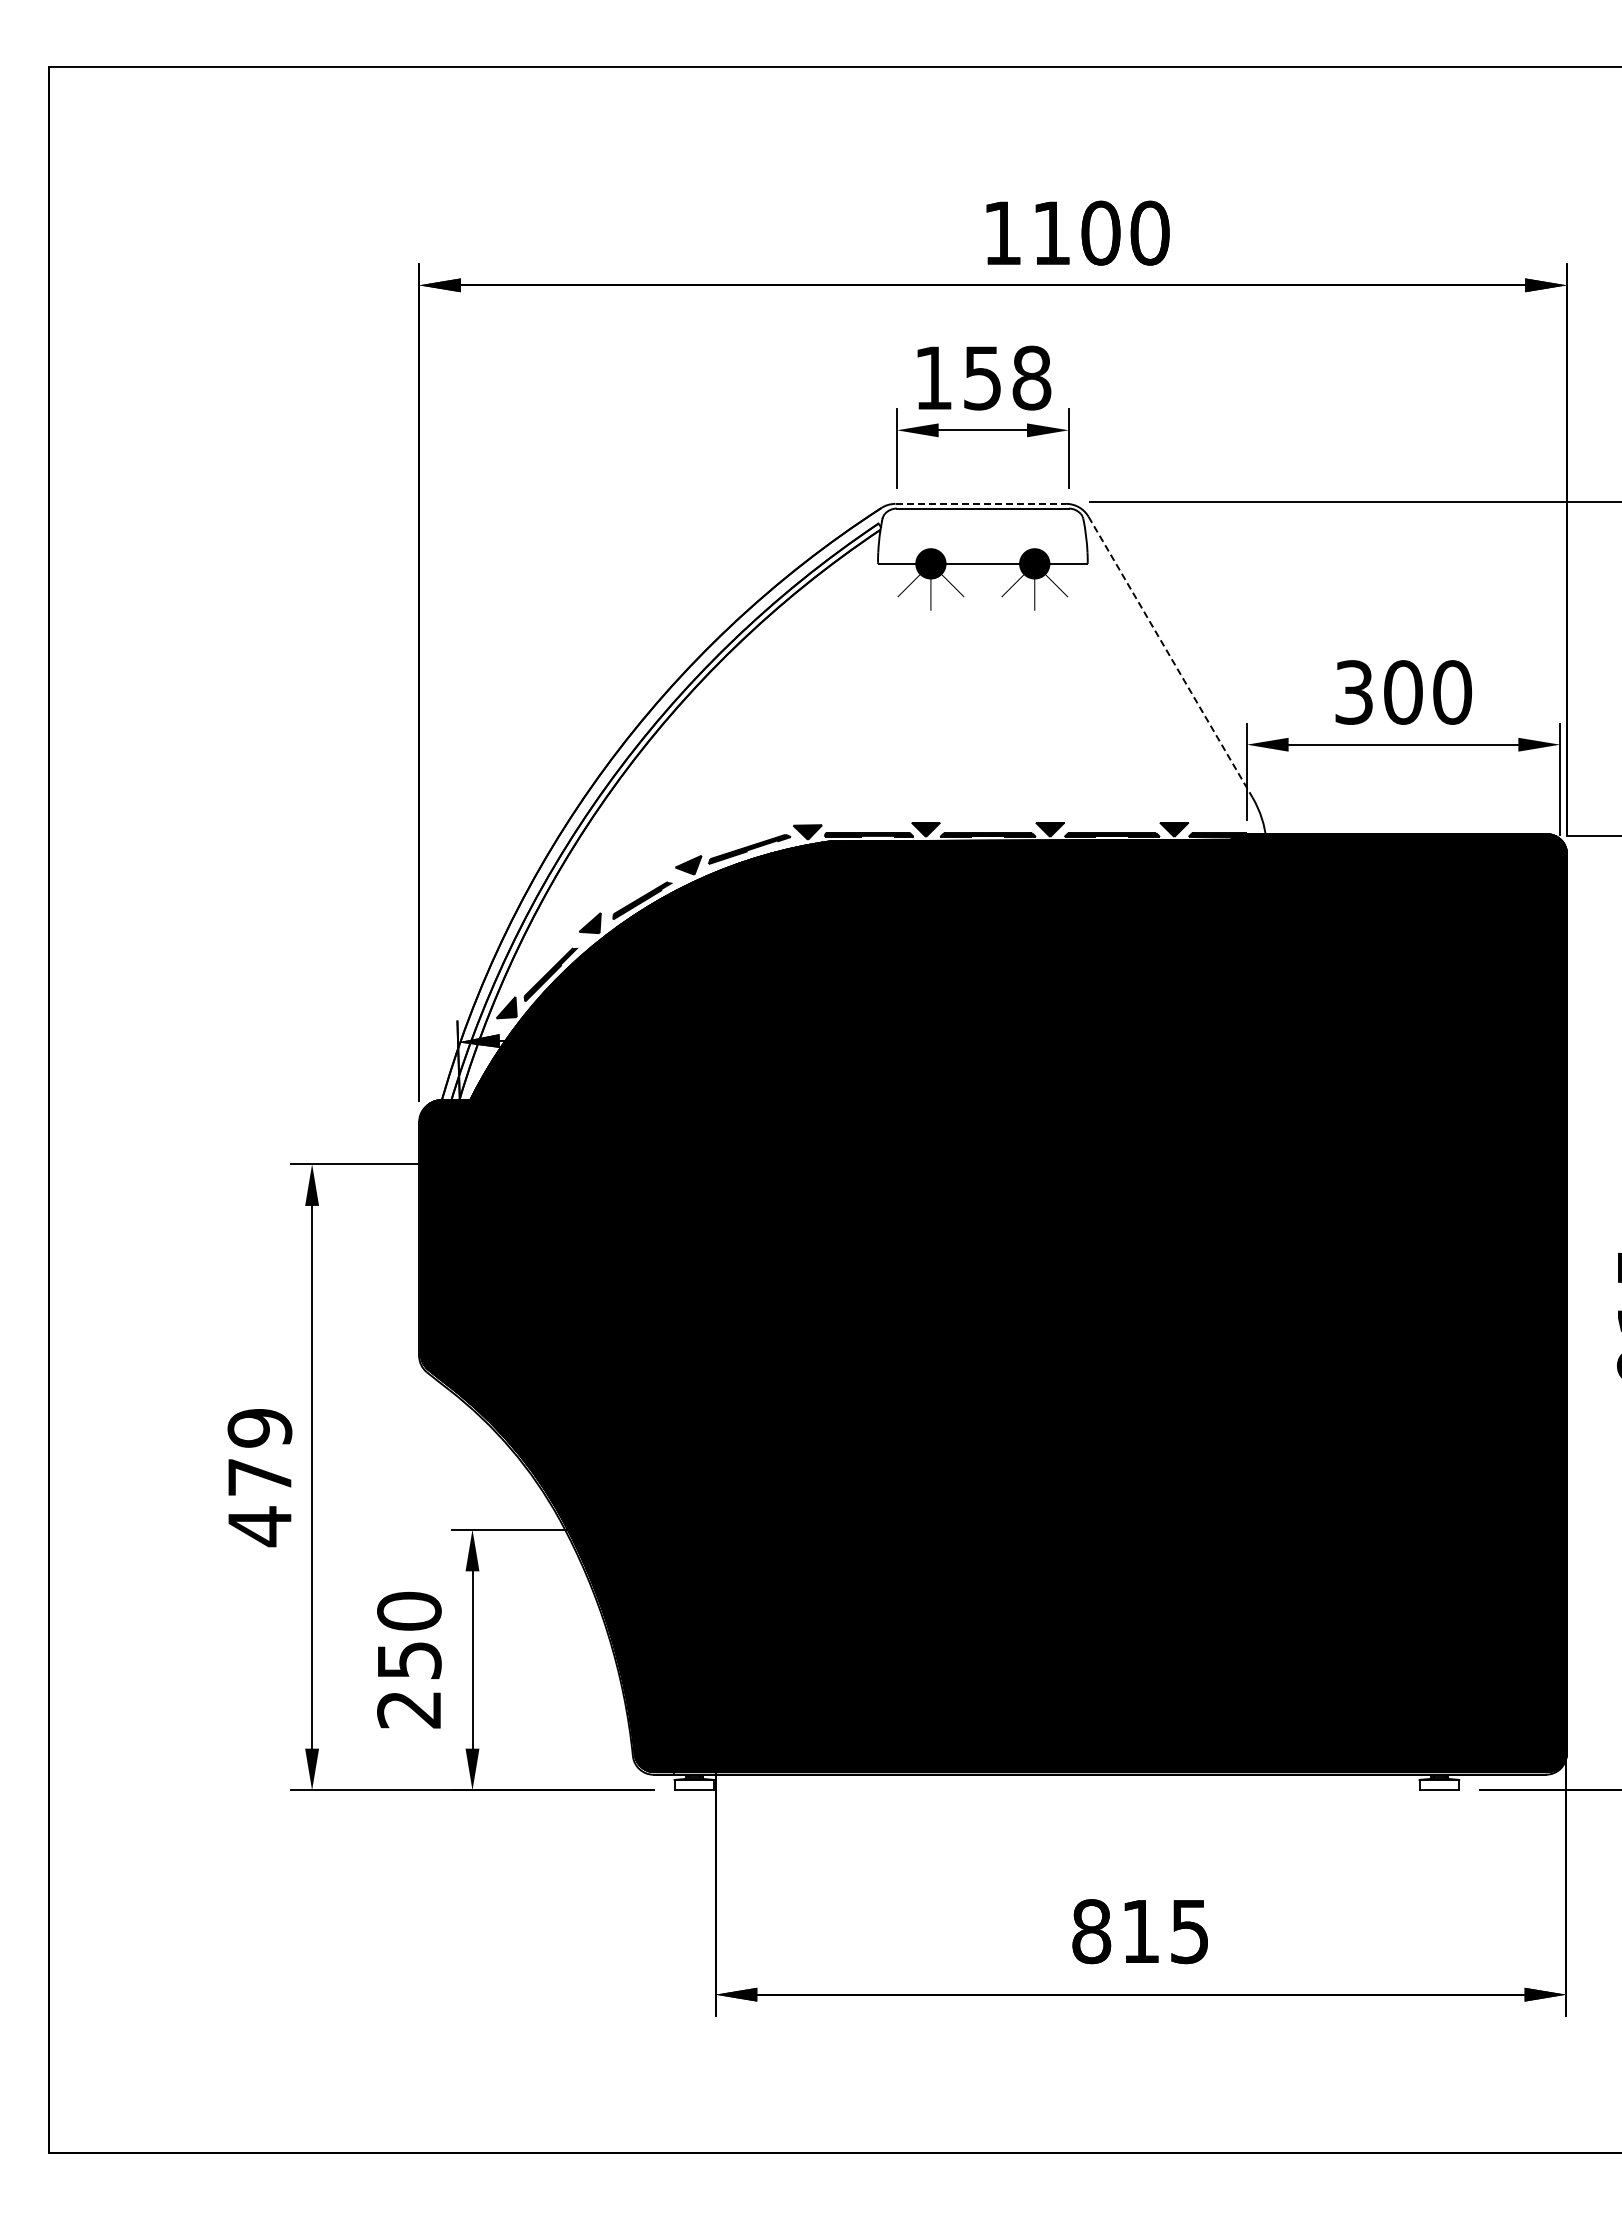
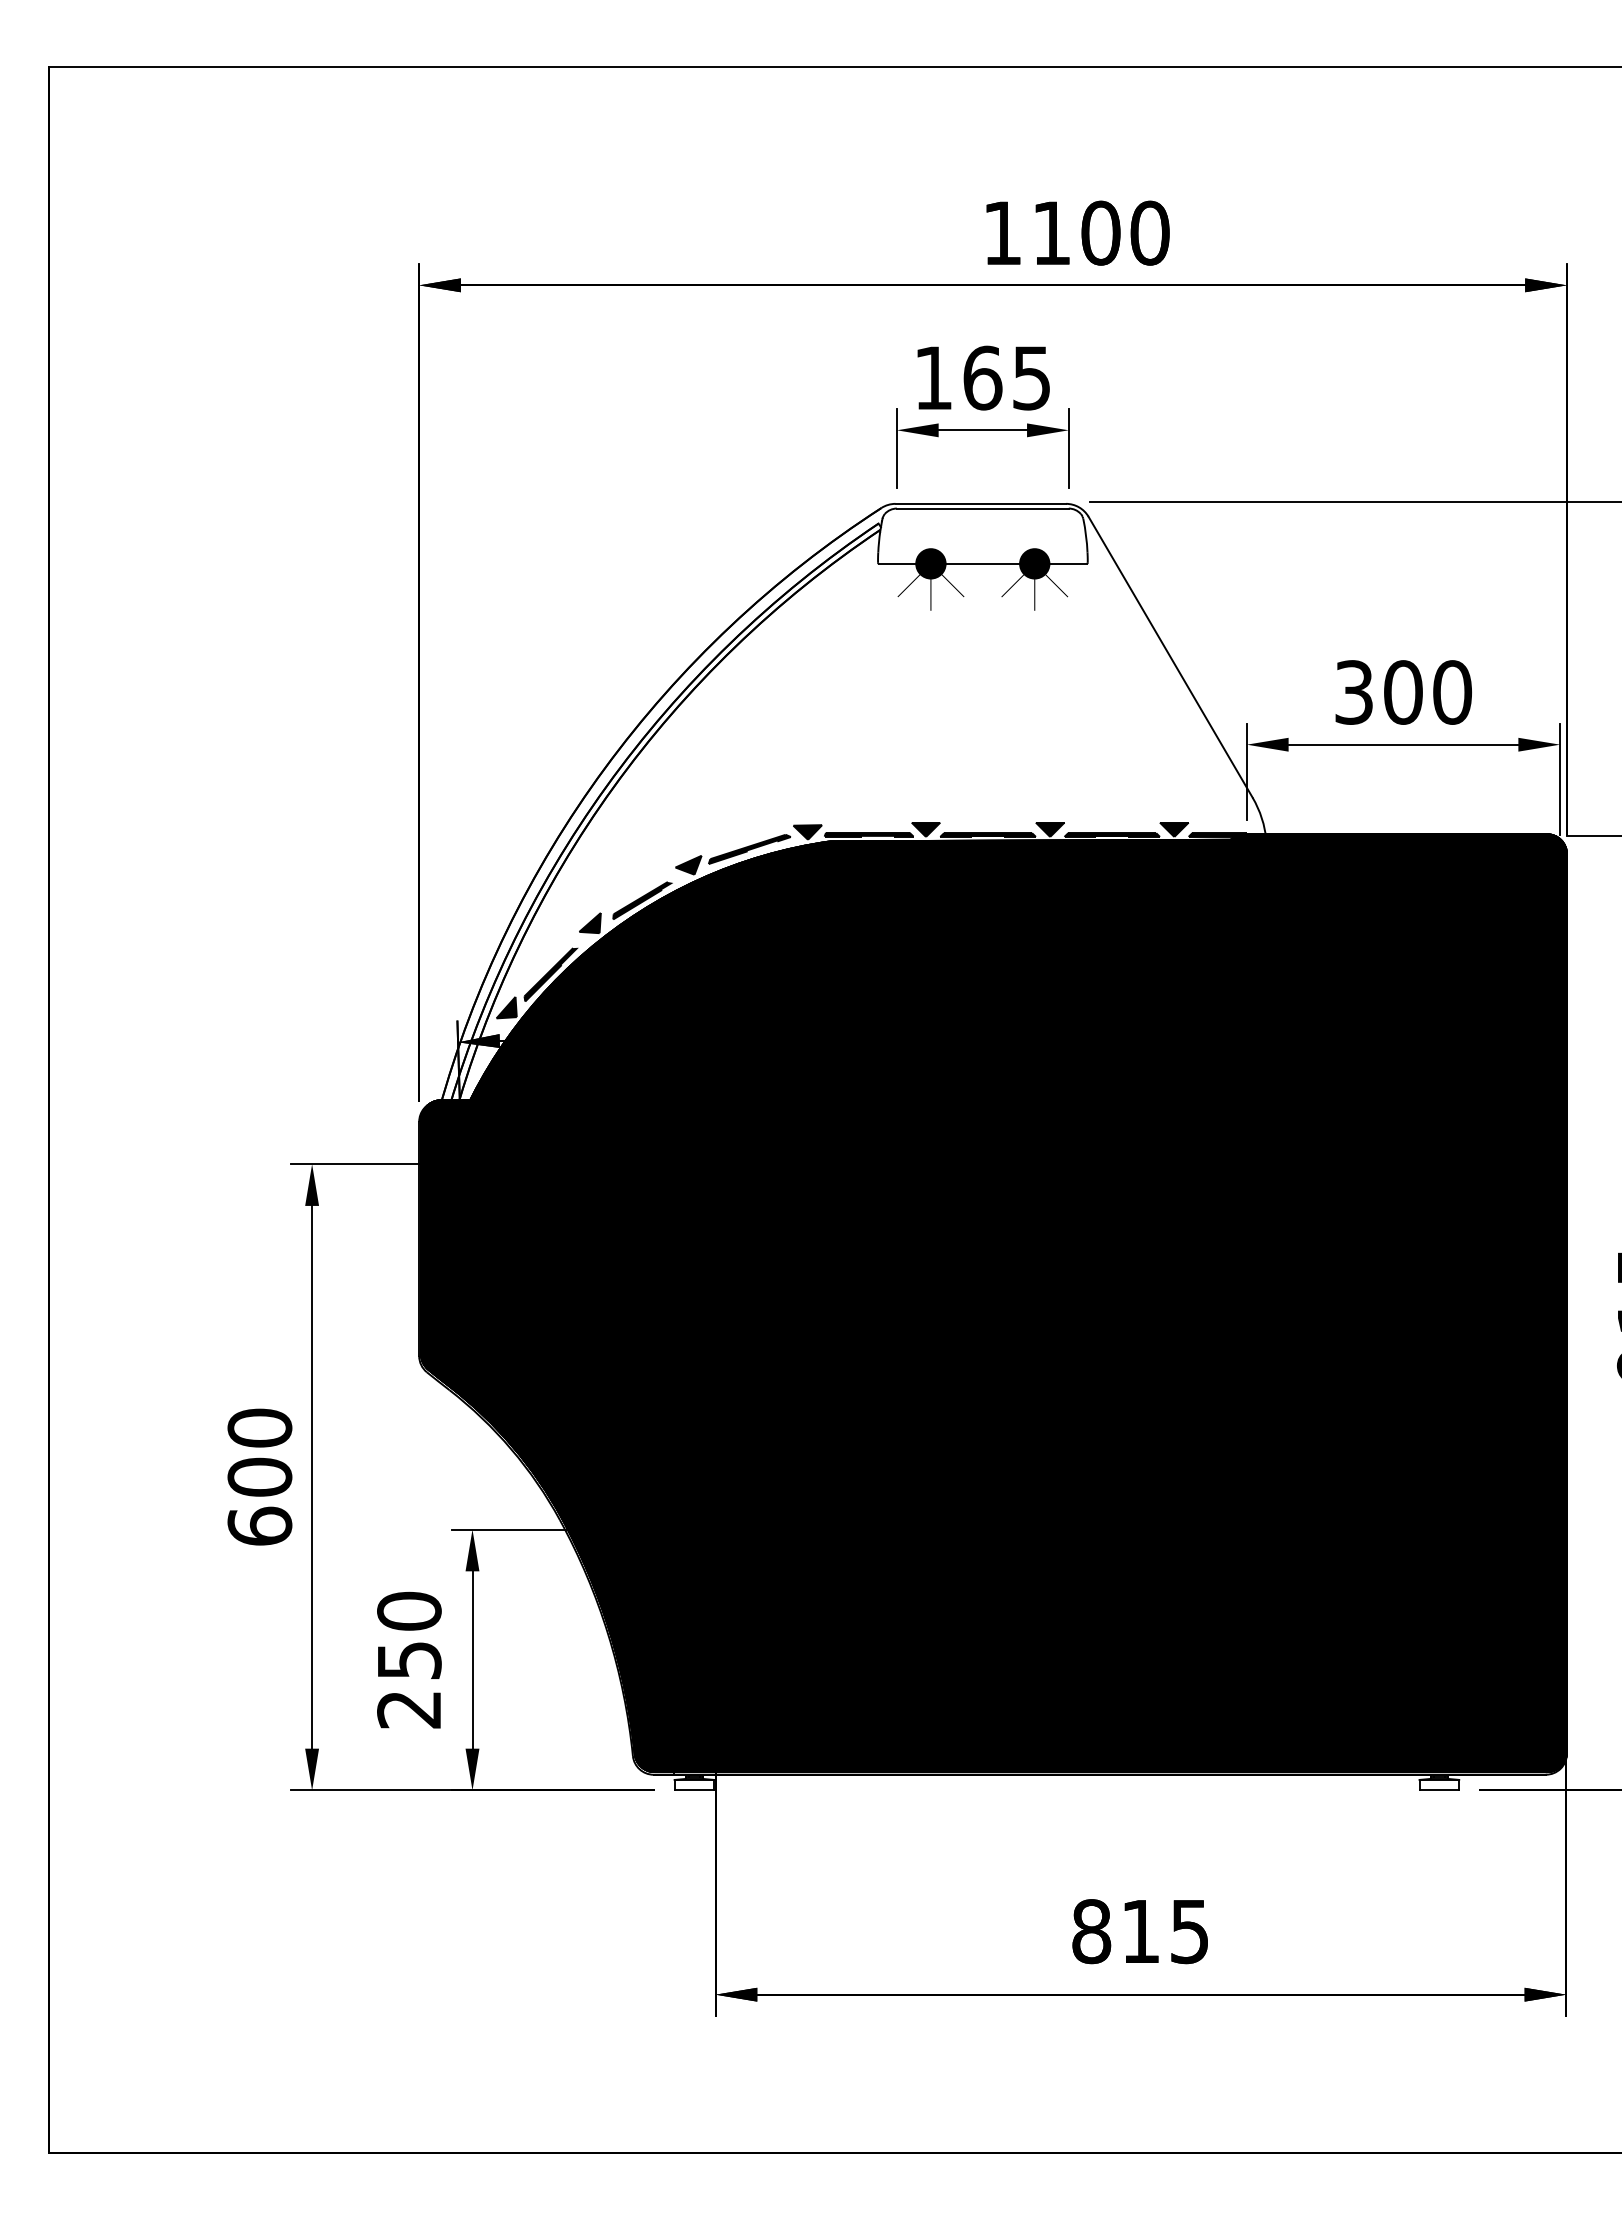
text: 158 -> 165 (1007, 377)
line: dashed -> solid (981, 503)
line: dashed -> solid (1170, 657)
text: 479 -> 600 (259, 1477)
